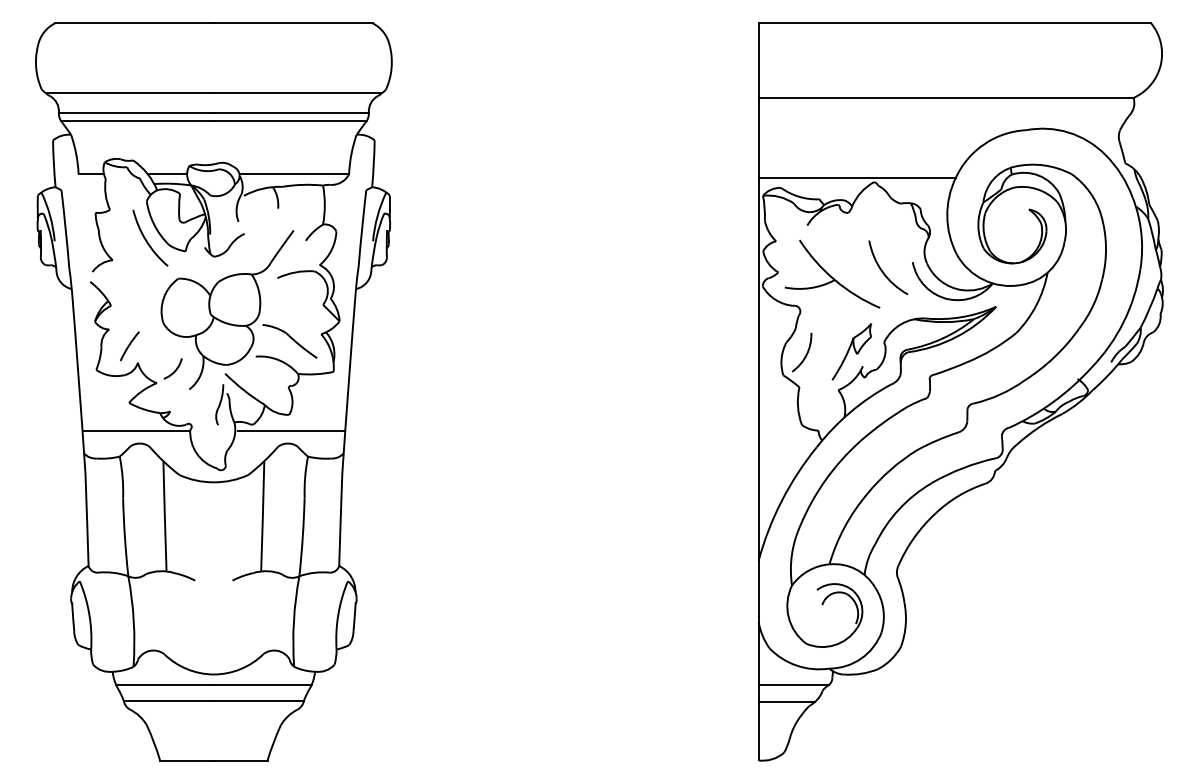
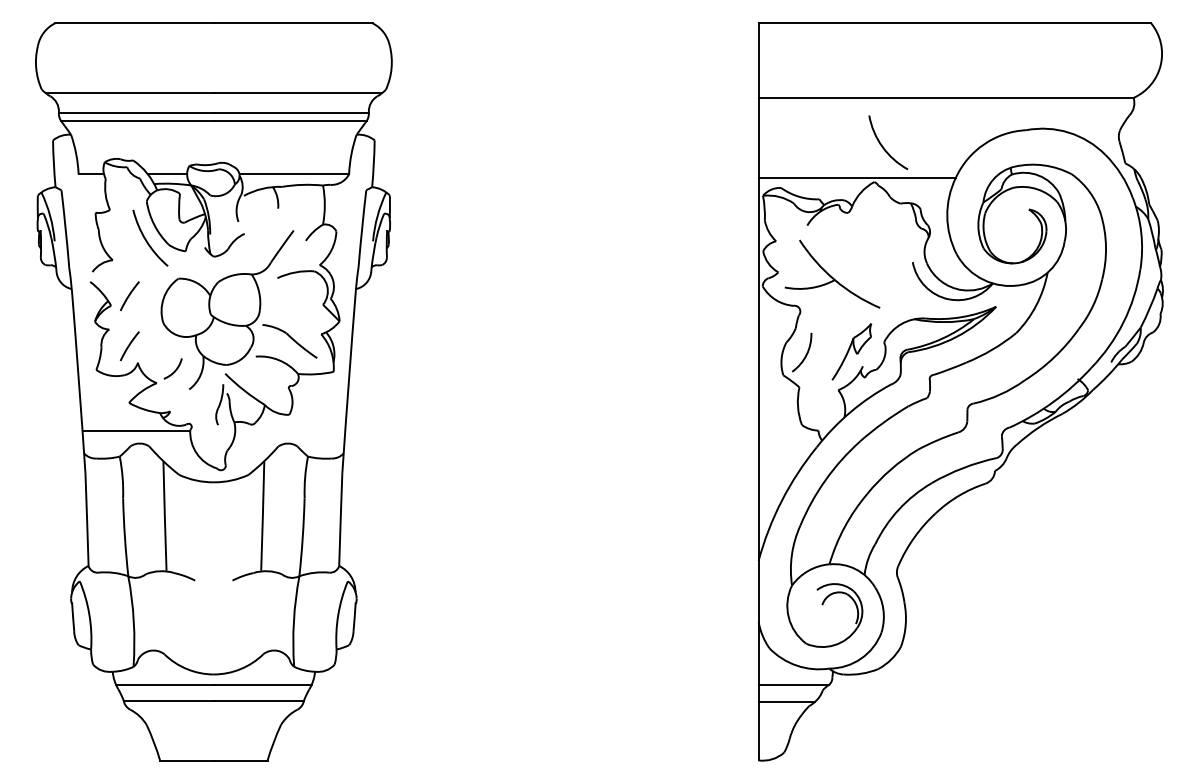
arc position: (882, 269) -> (882, 144) (882, 144)
arc: none -> present (129, 296)
line: present -> none (291, 430)
